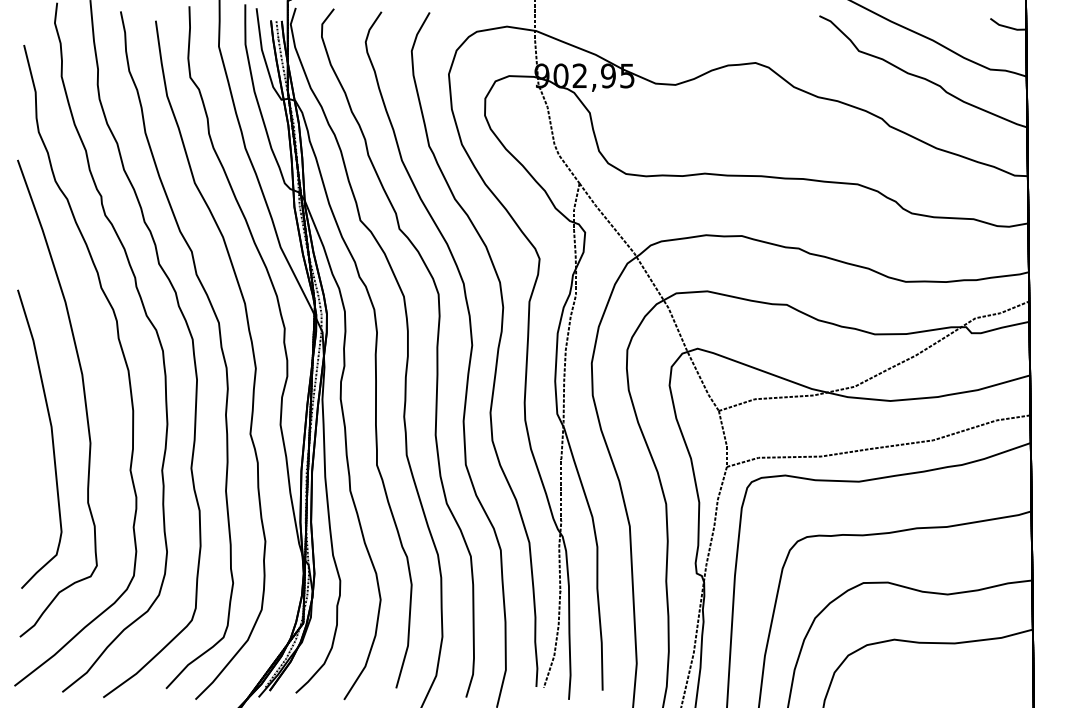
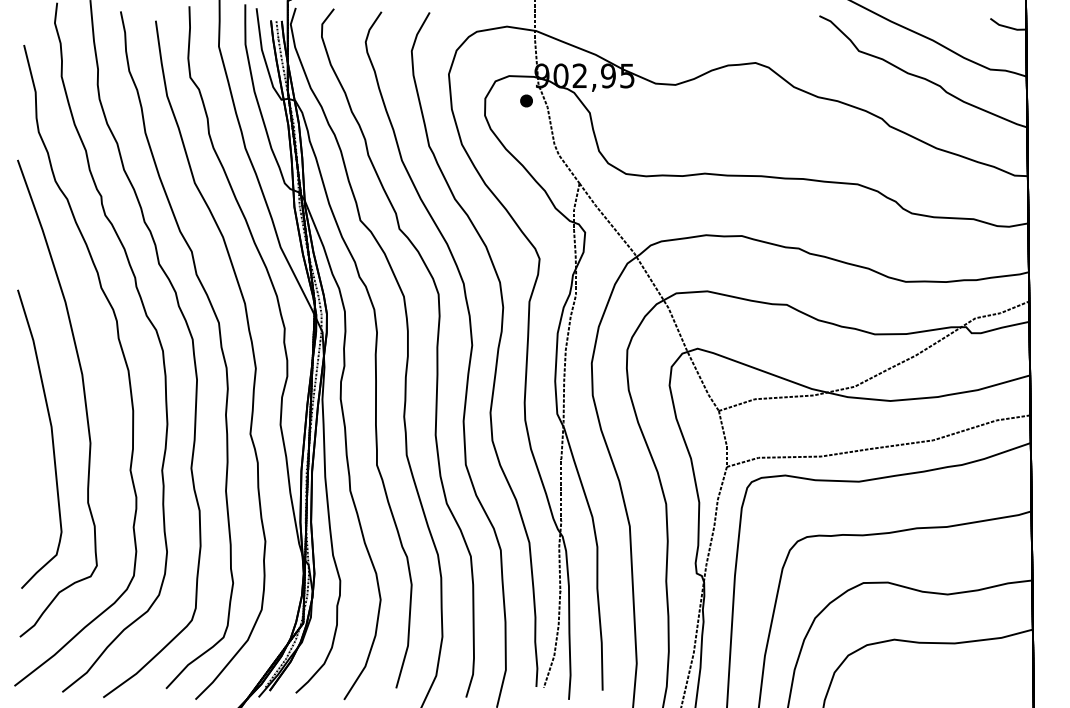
part: none -> present (526, 100)
